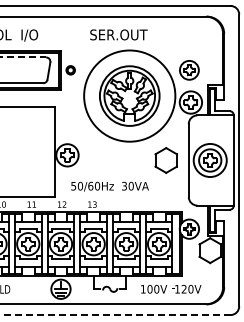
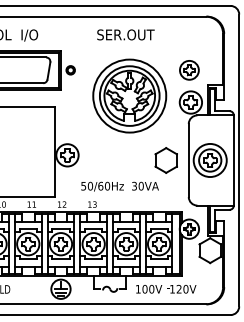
text position: (118, 34) -> (125, 34) (125, 34)
line: dashed -> solid (23, 57)
circle diameter: 91 px -> 73 px (129, 95)
text position: (109, 186) -> (119, 186) (119, 186)
text position: (171, 289) -> (166, 289) (166, 289)
line: dashed -> solid (115, 315)
